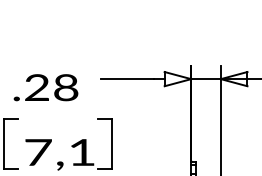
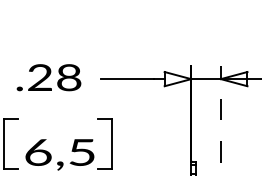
text position: (45, 87) -> (48, 77) (48, 77)
line: solid -> dashed (220, 121)
text: 7,1 -> 6,5 (59, 152)
